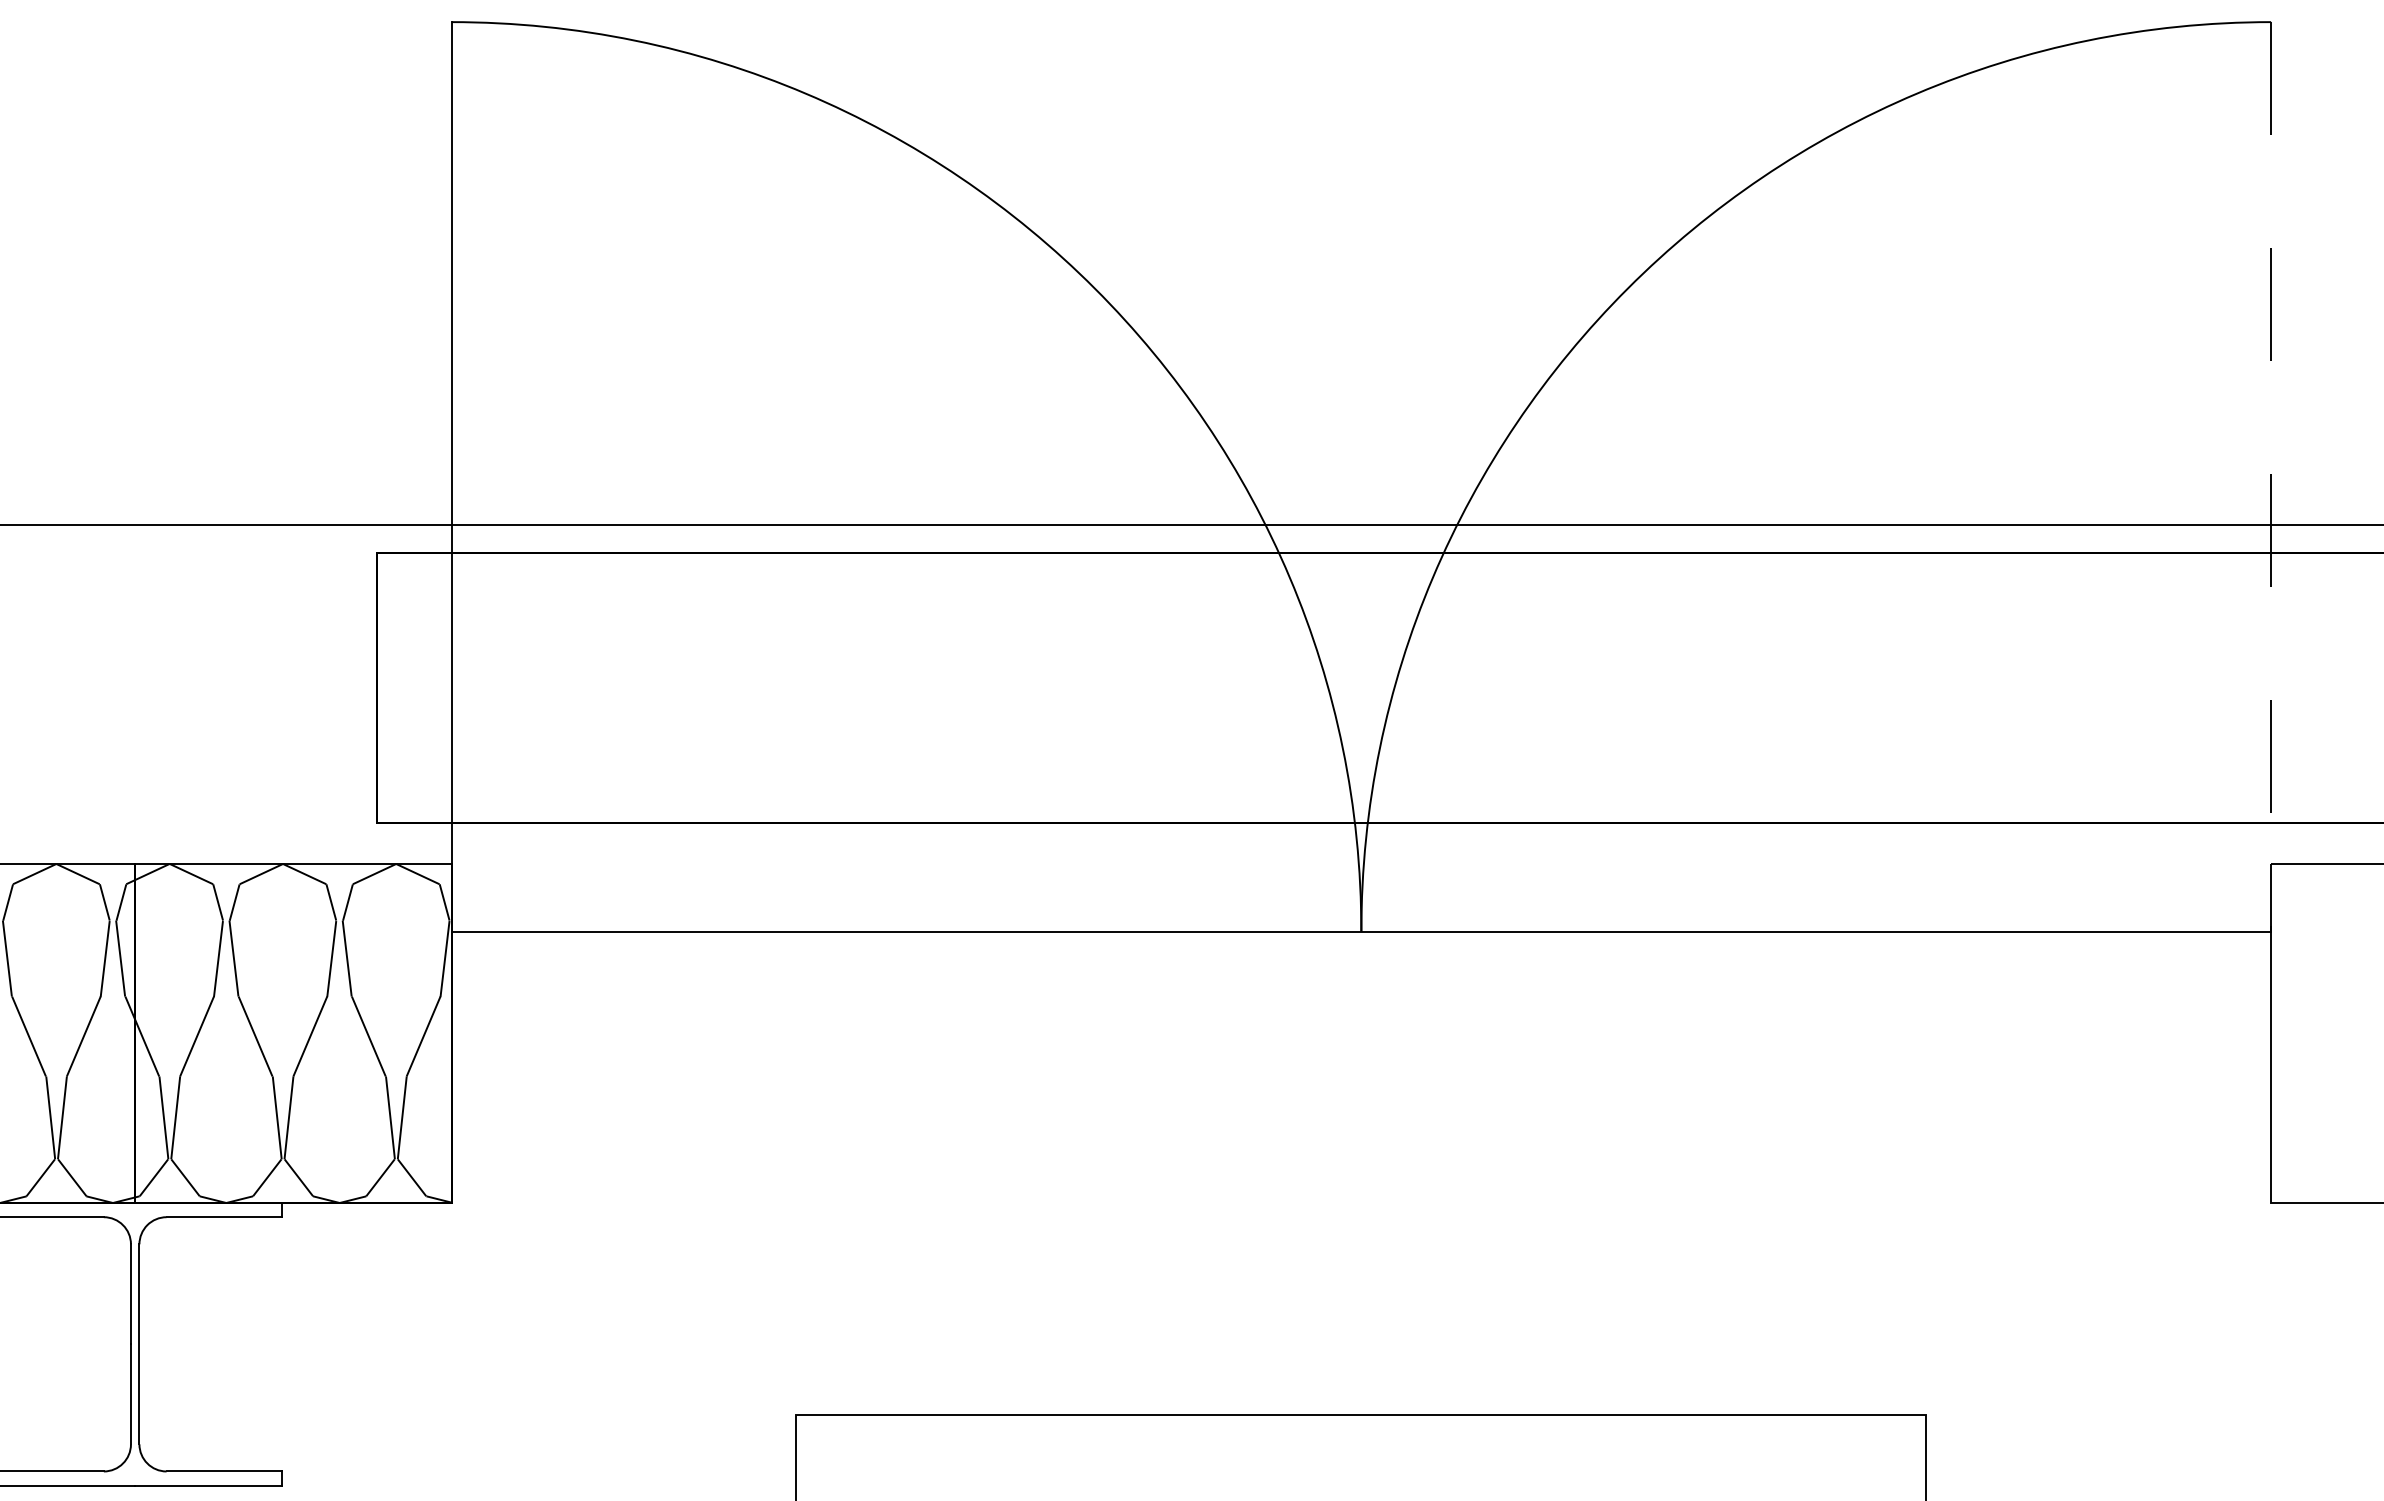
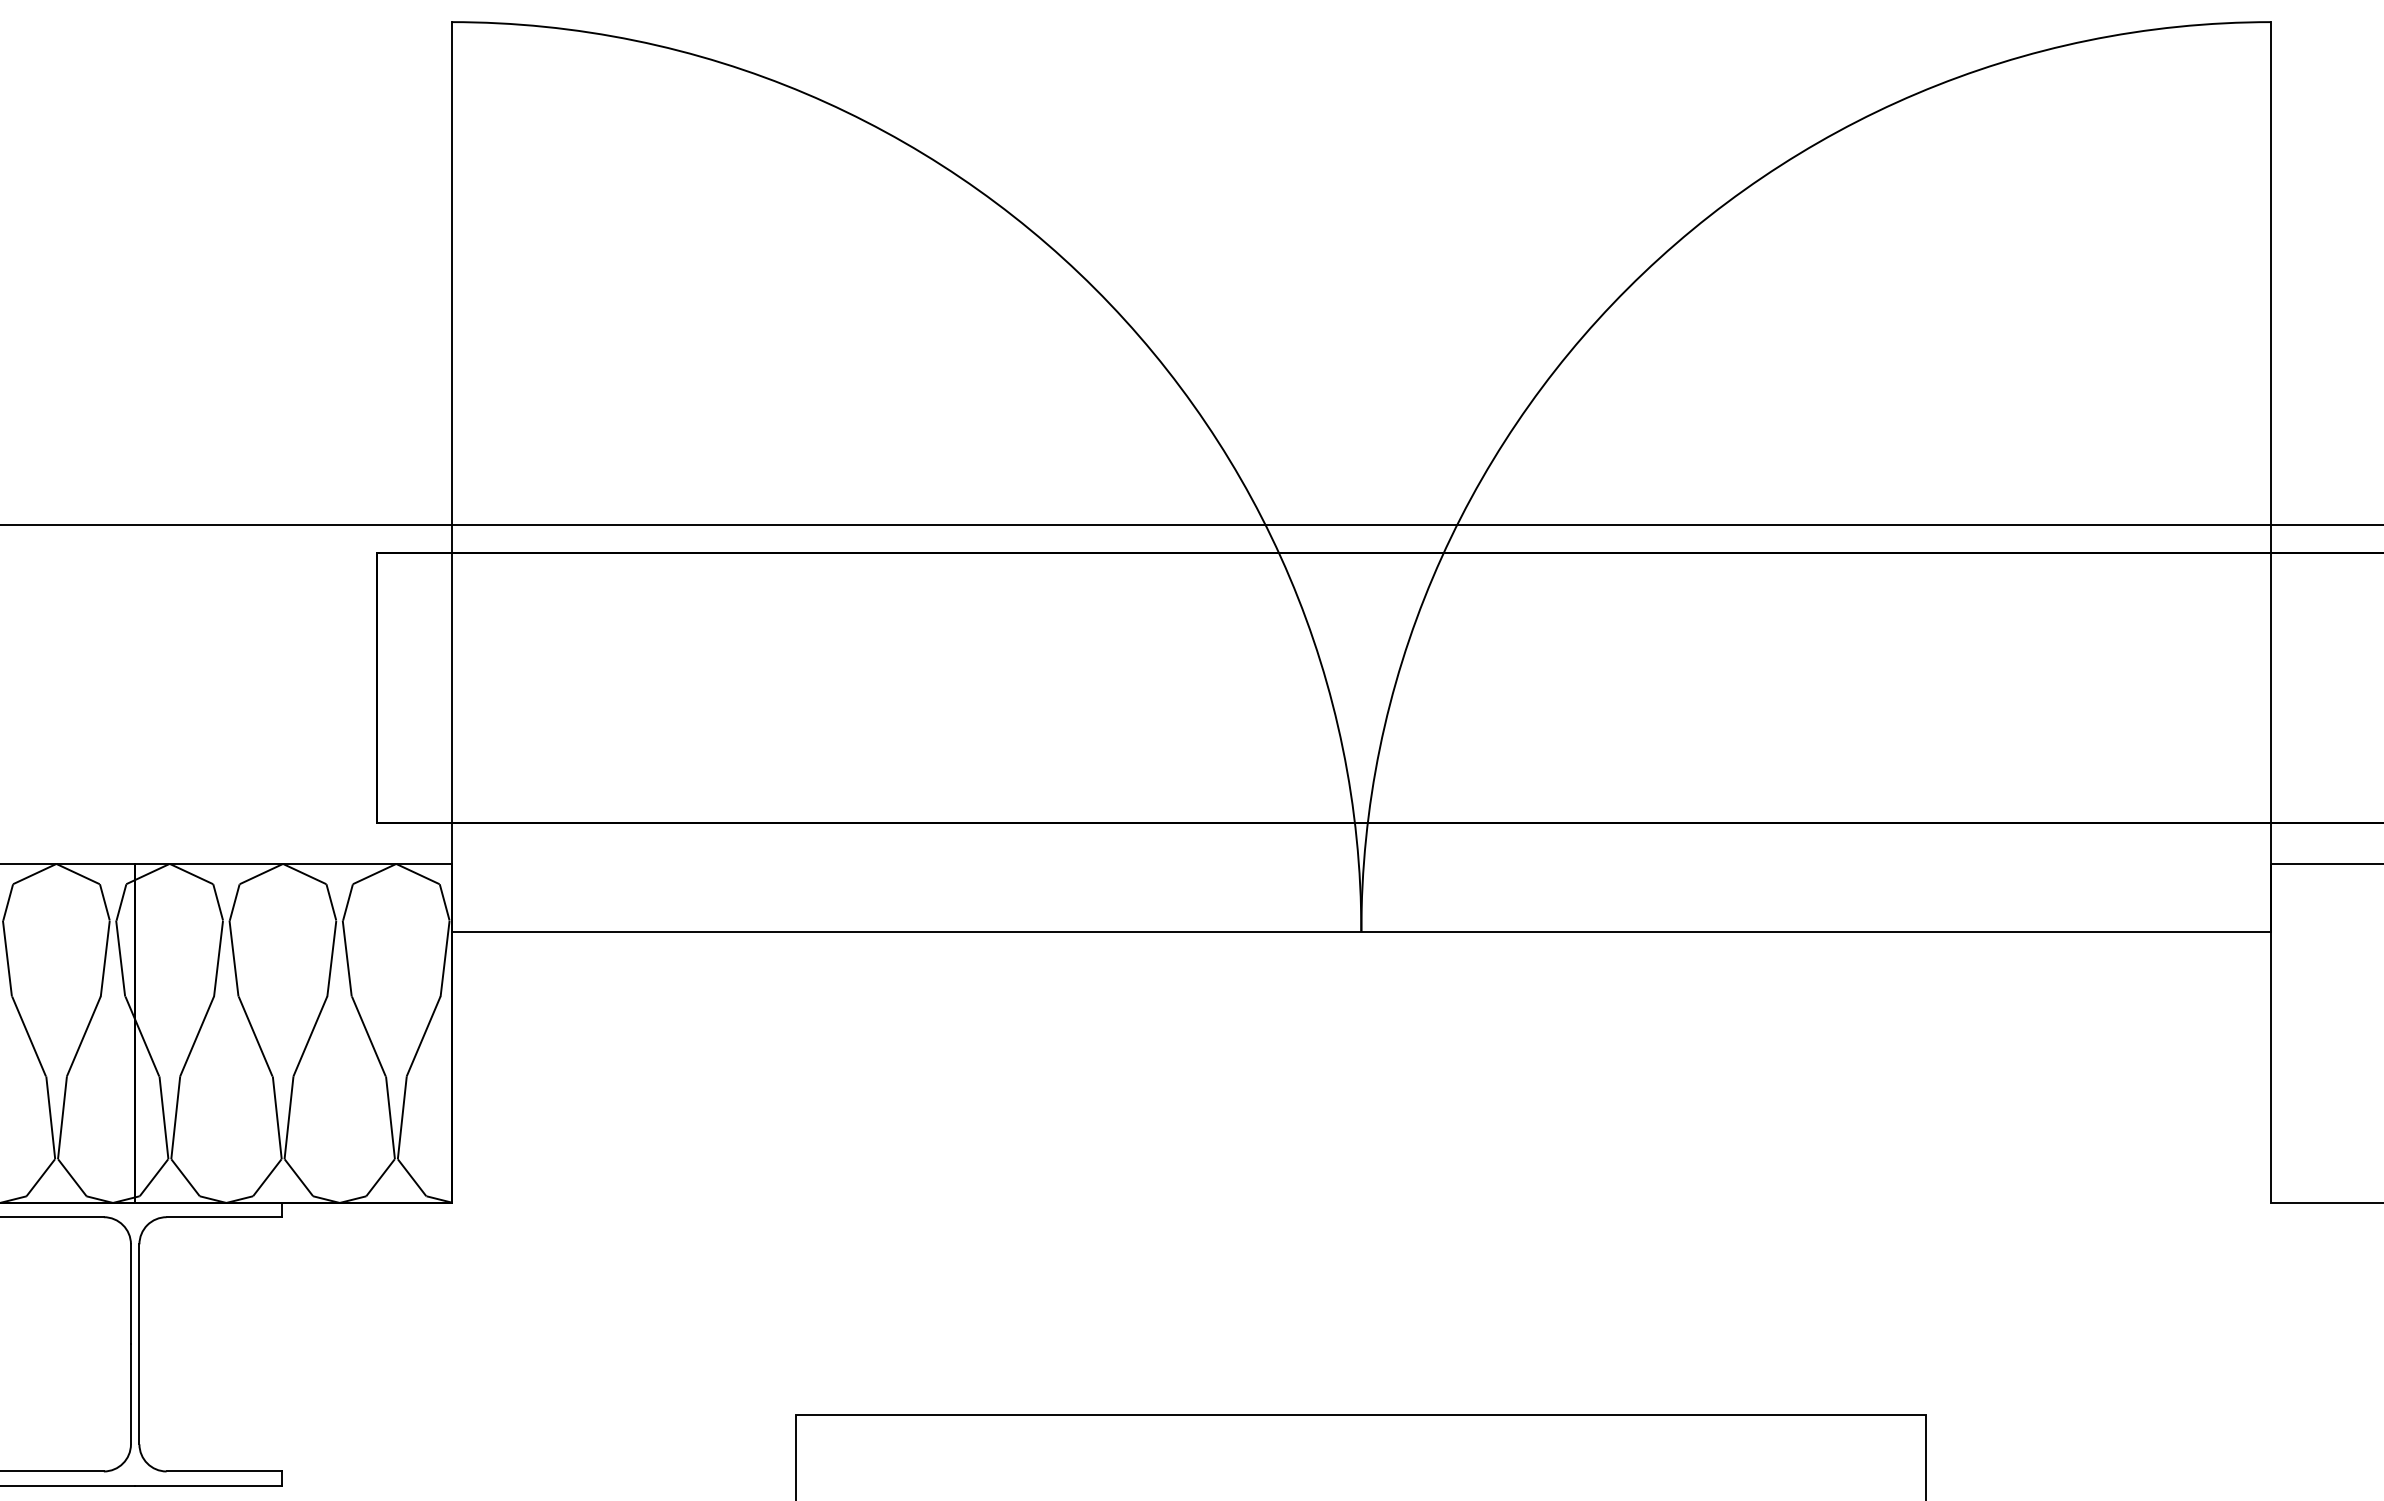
line: dashed -> solid (2271, 476)
